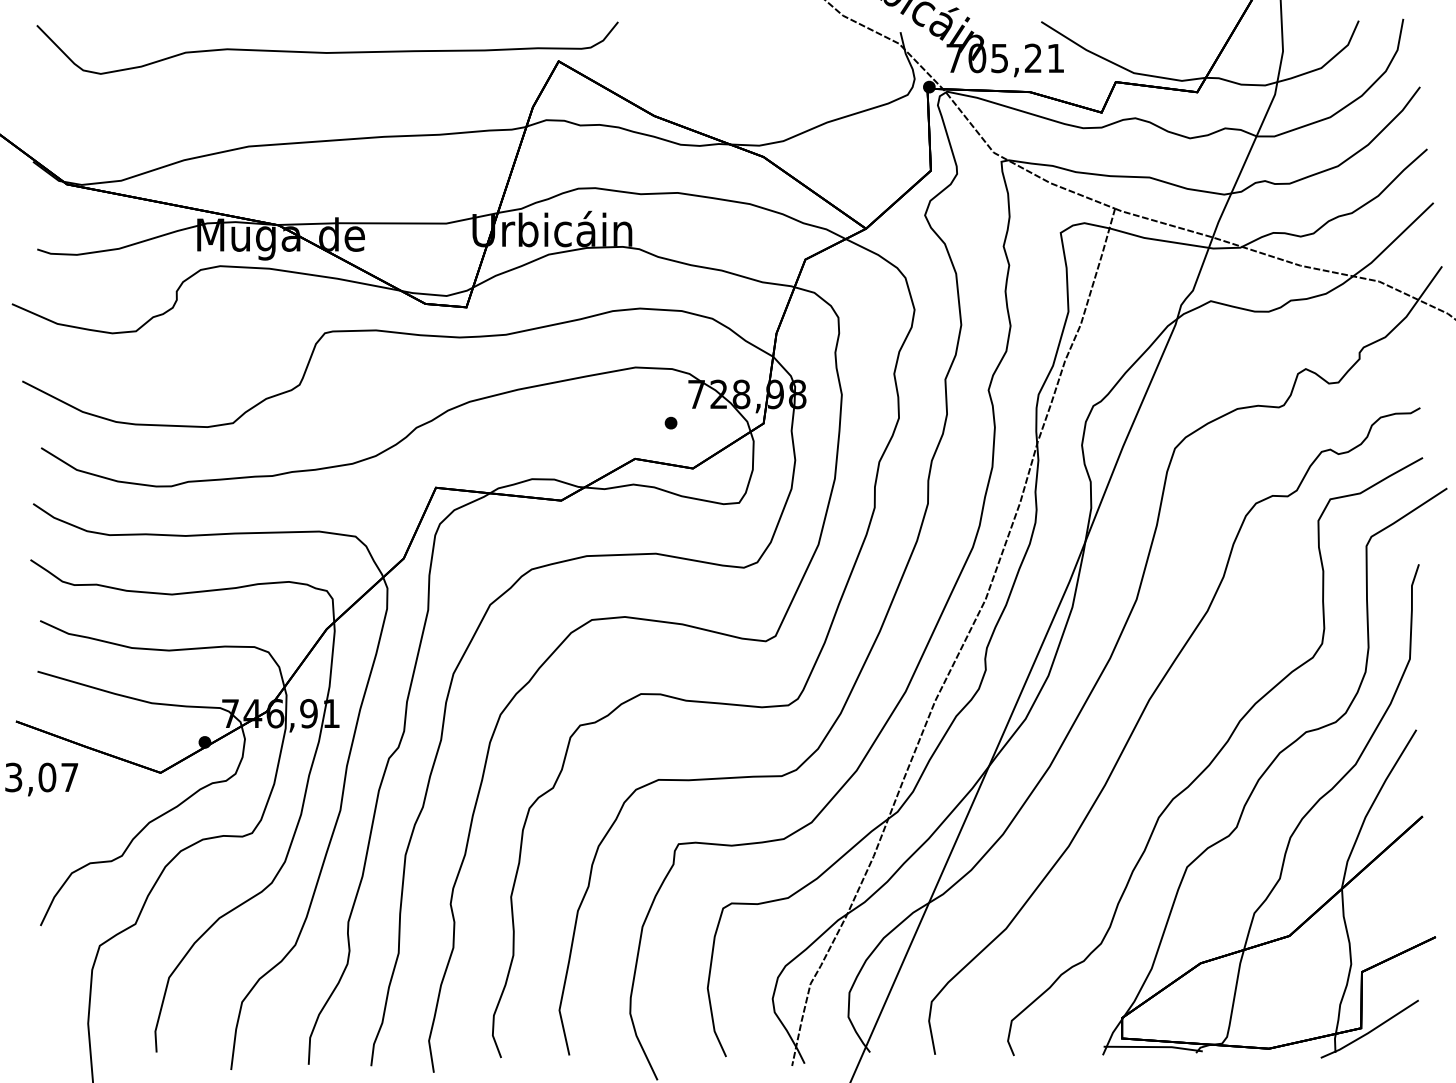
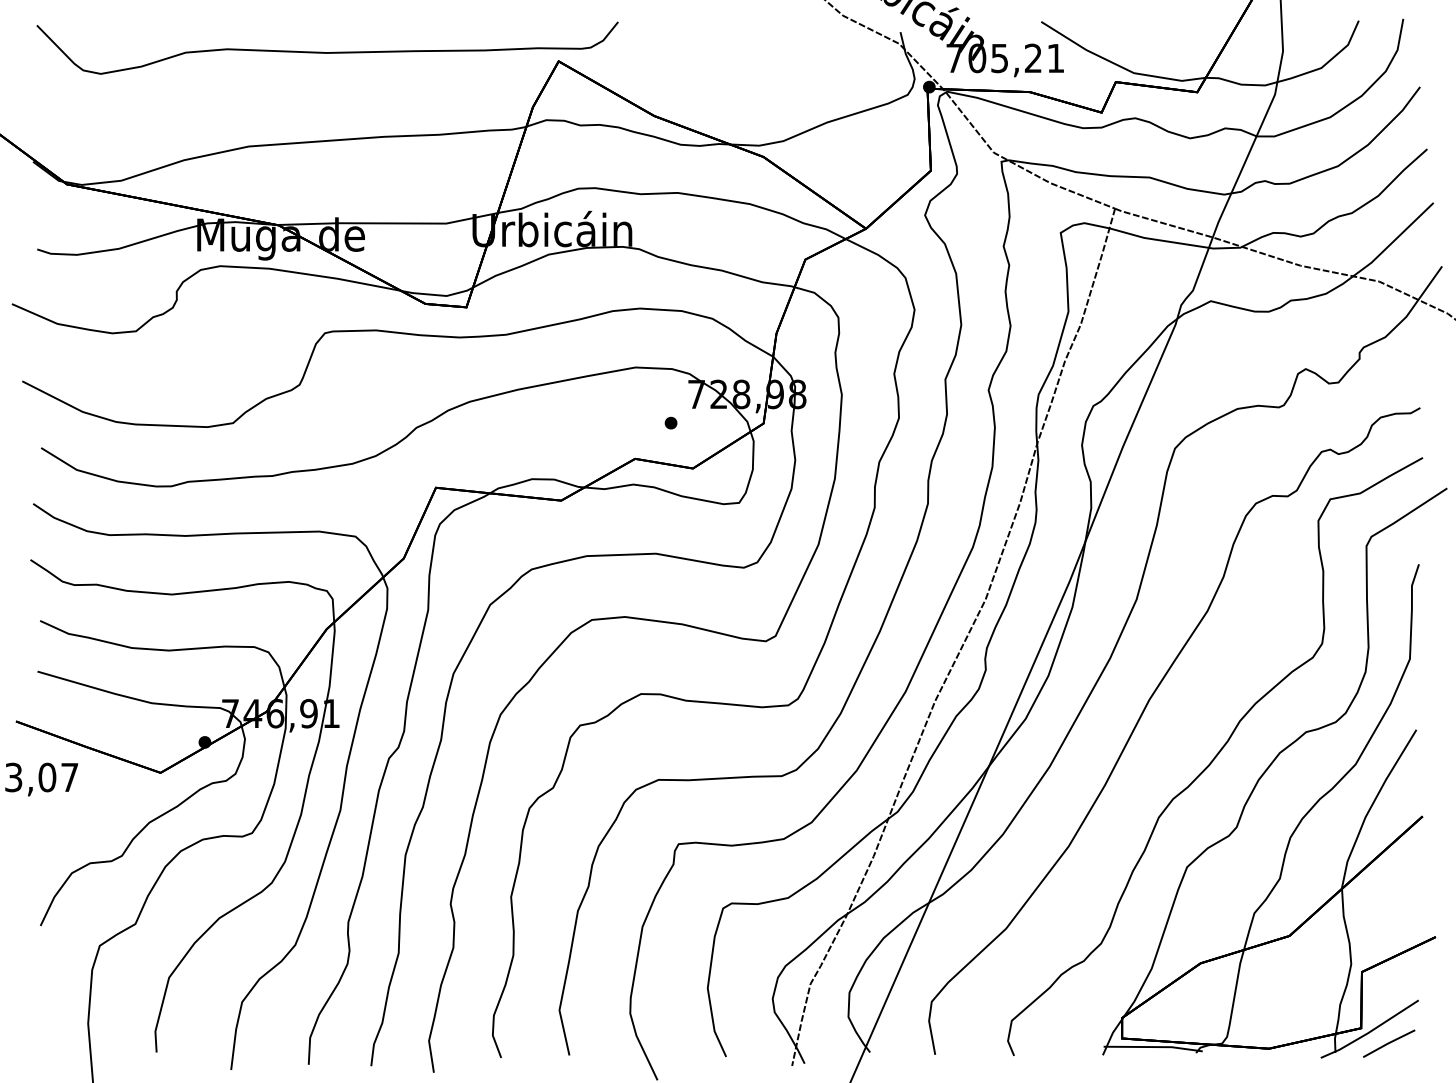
line: none -> present (1389, 1043)
